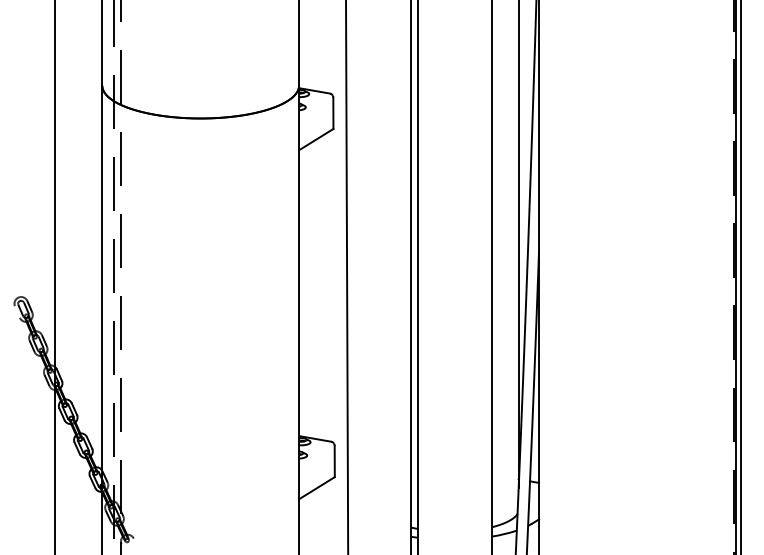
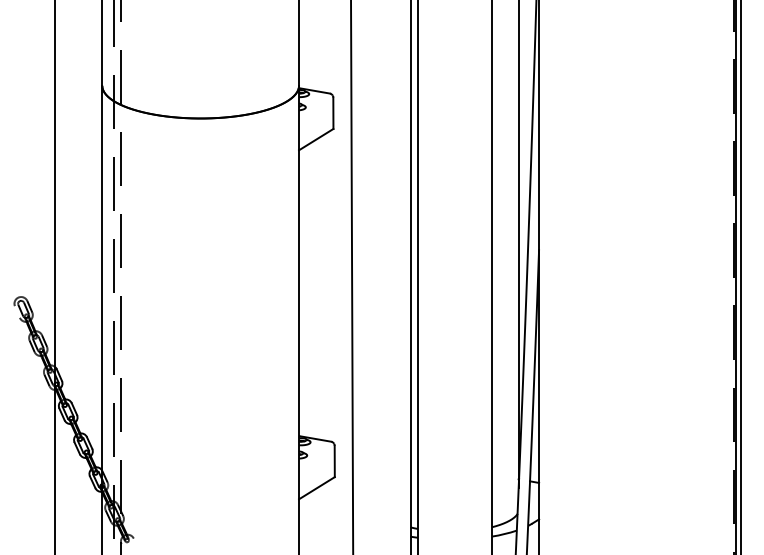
line position: (347, 276) -> (352, 276) (352, 276)
